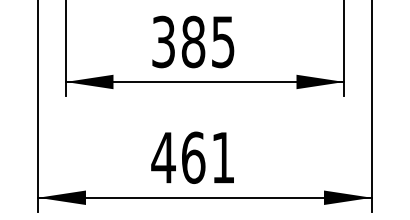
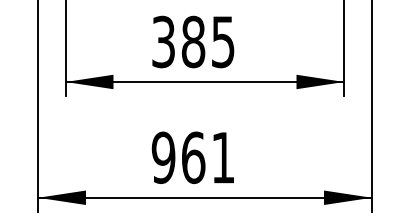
text: 461 -> 961 (163, 157)
